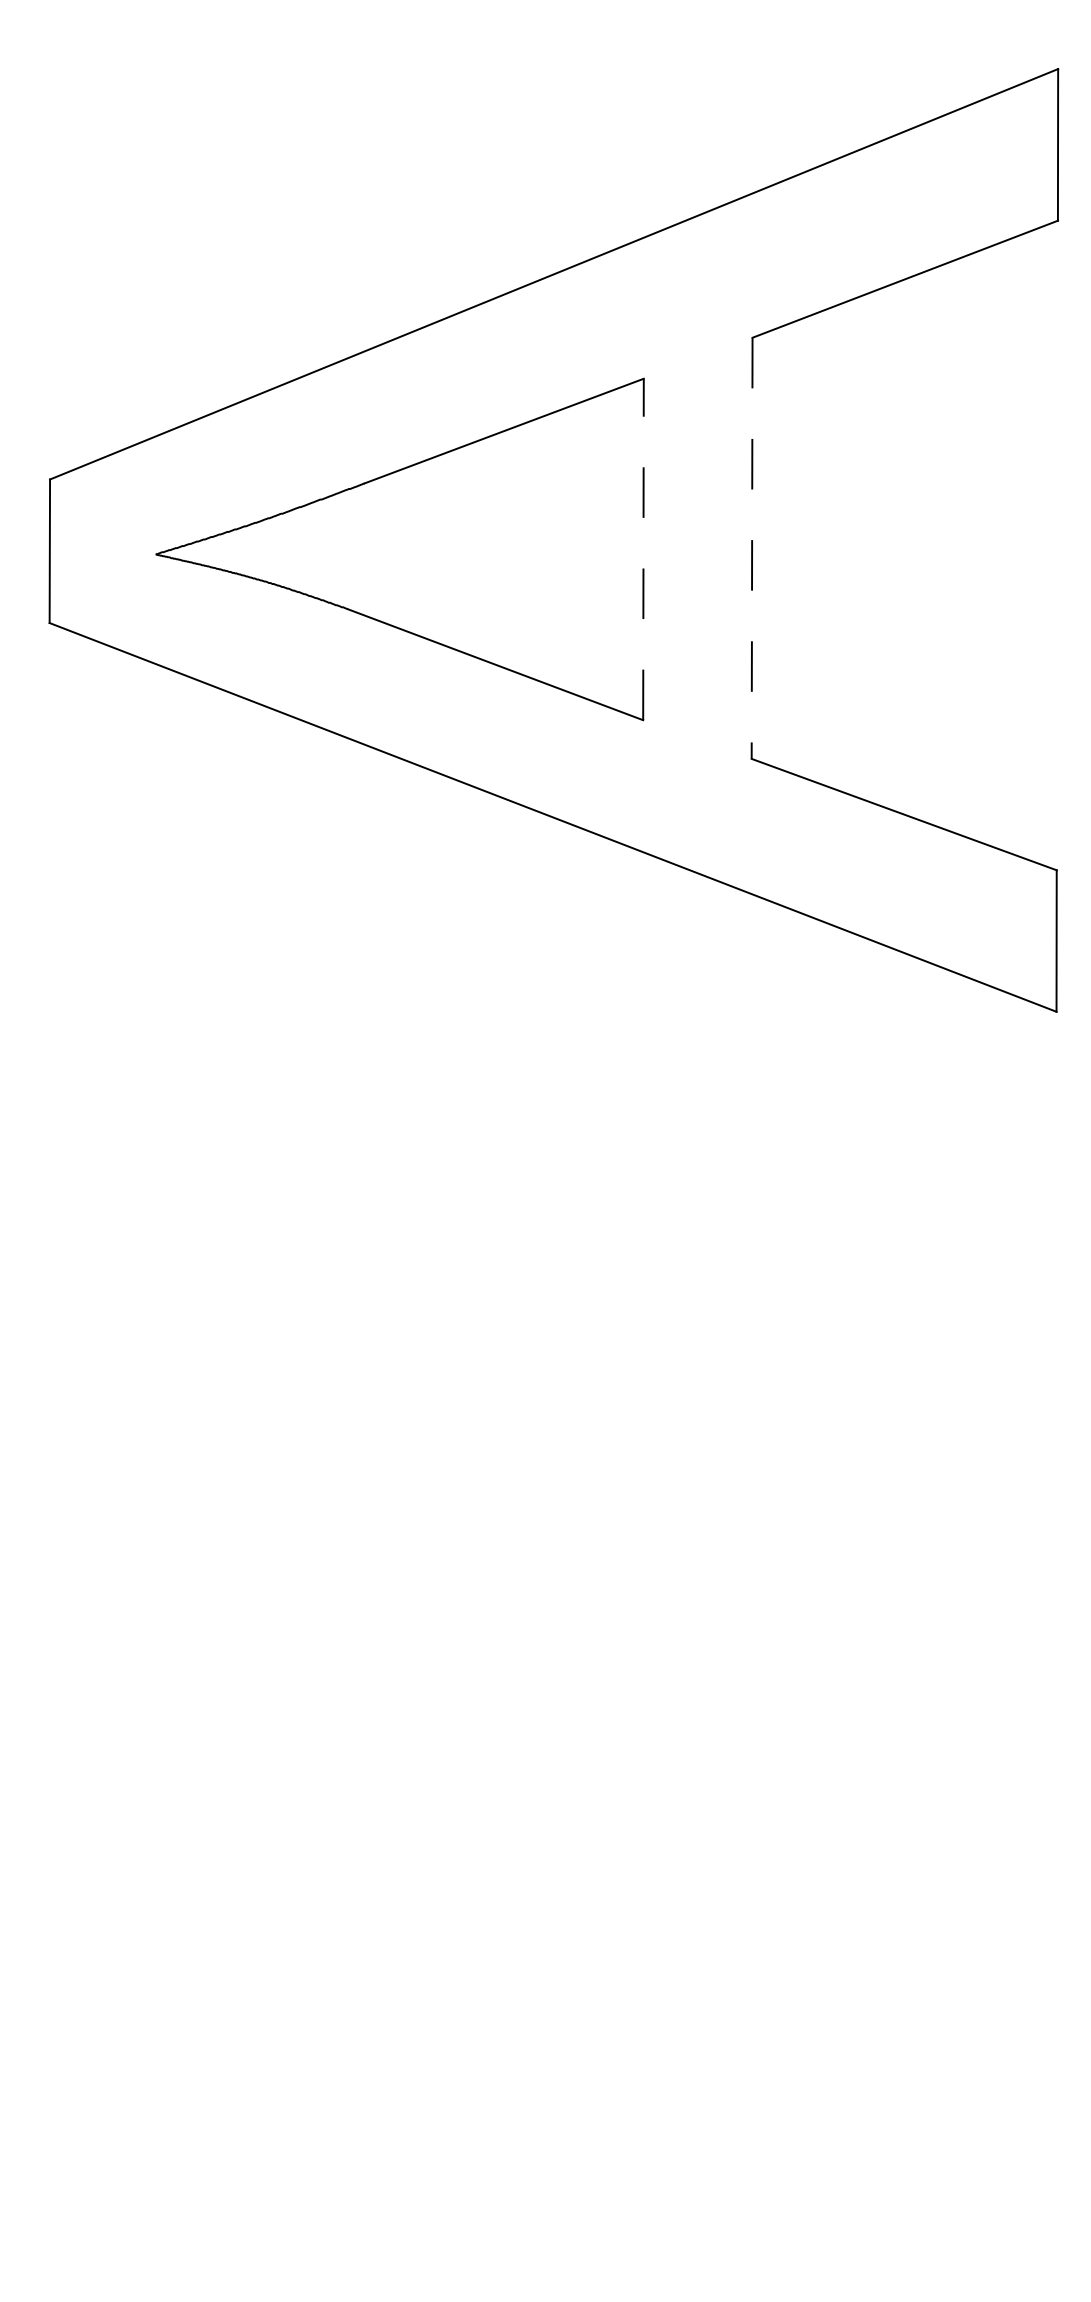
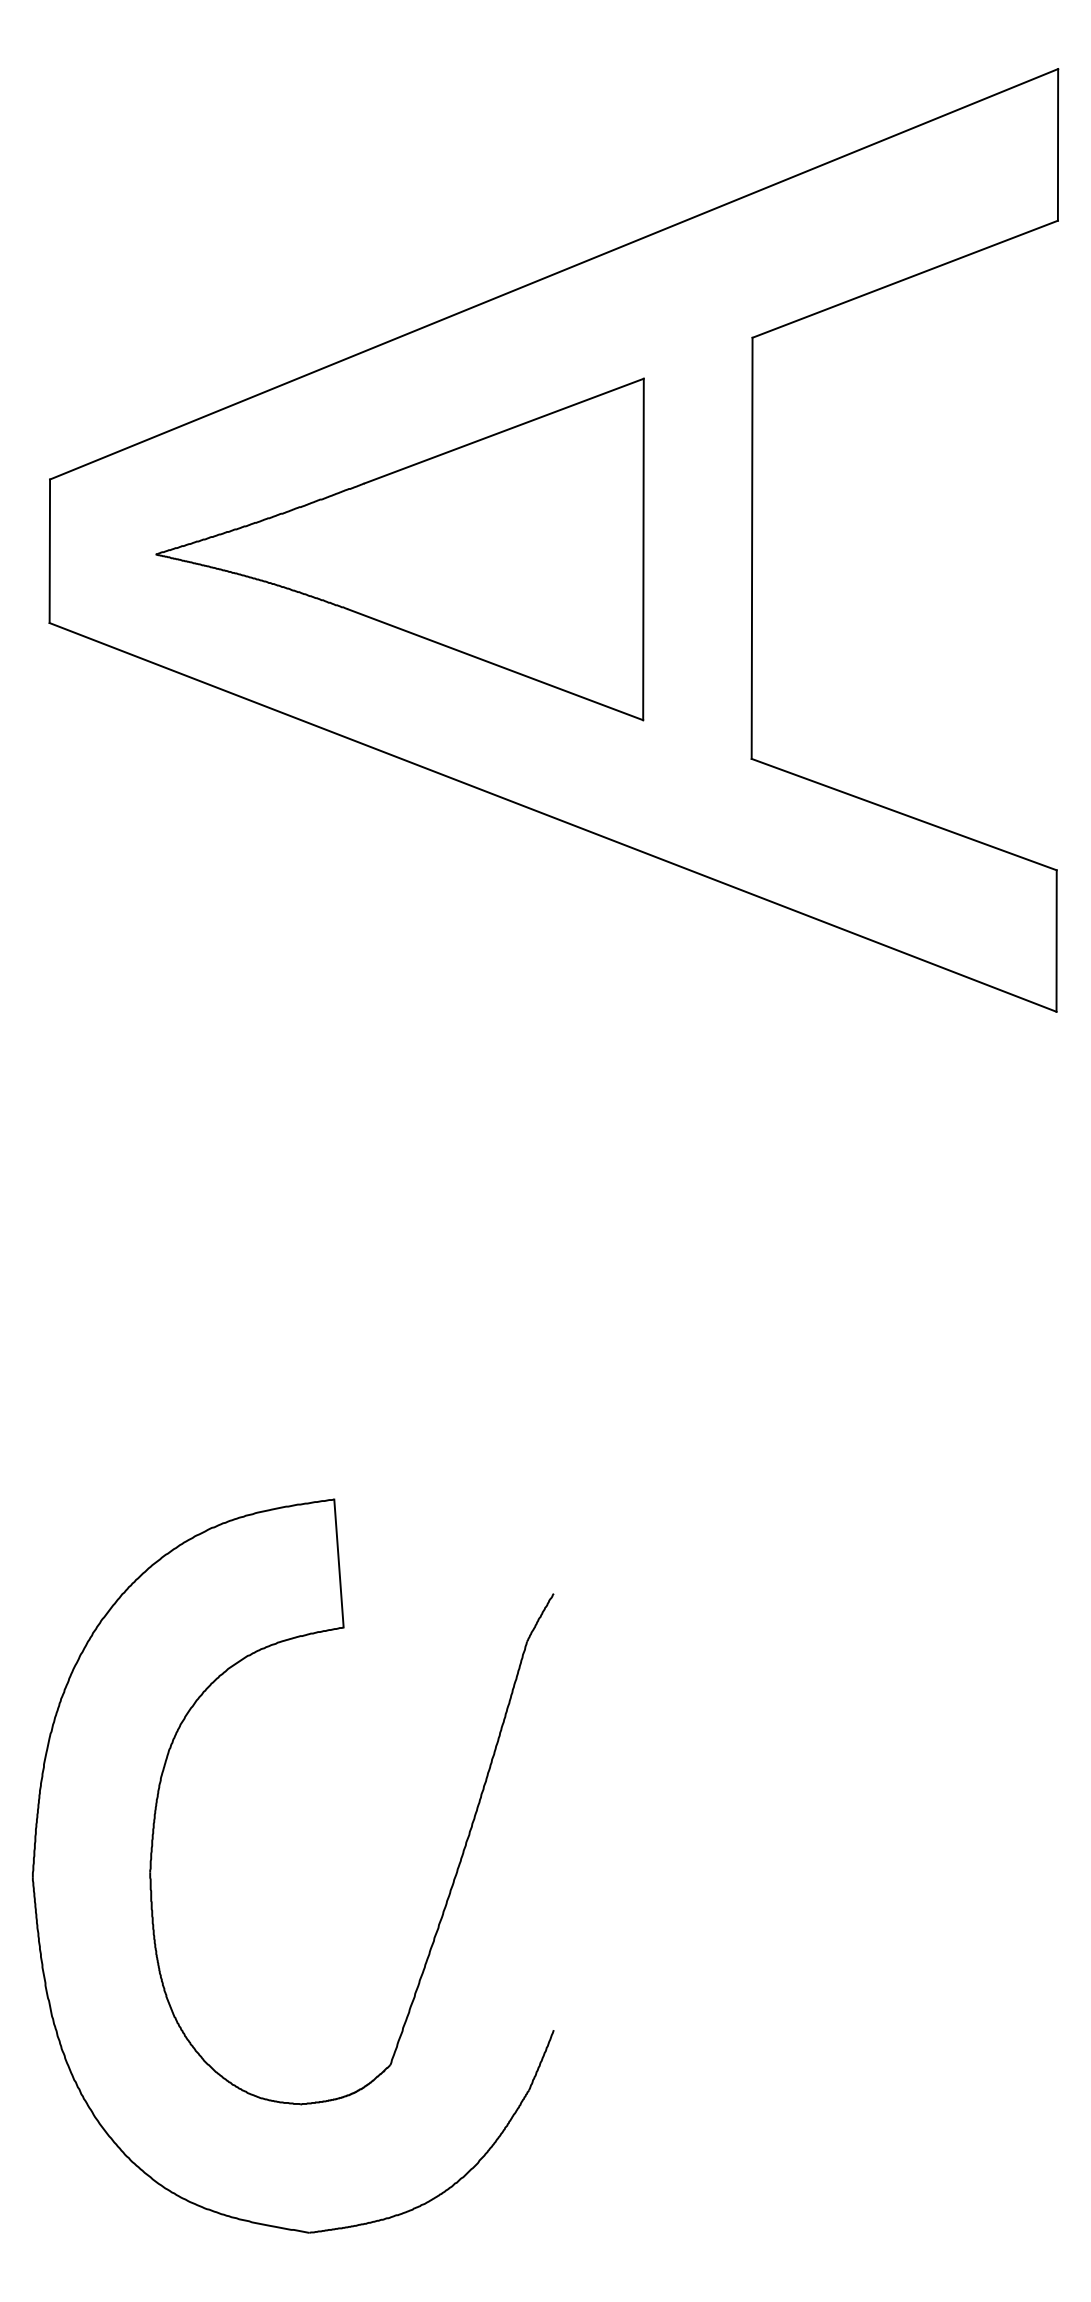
line: dashed -> solid (752, 548)
line: dashed -> solid (643, 549)
part: none -> present (152, 1858)
